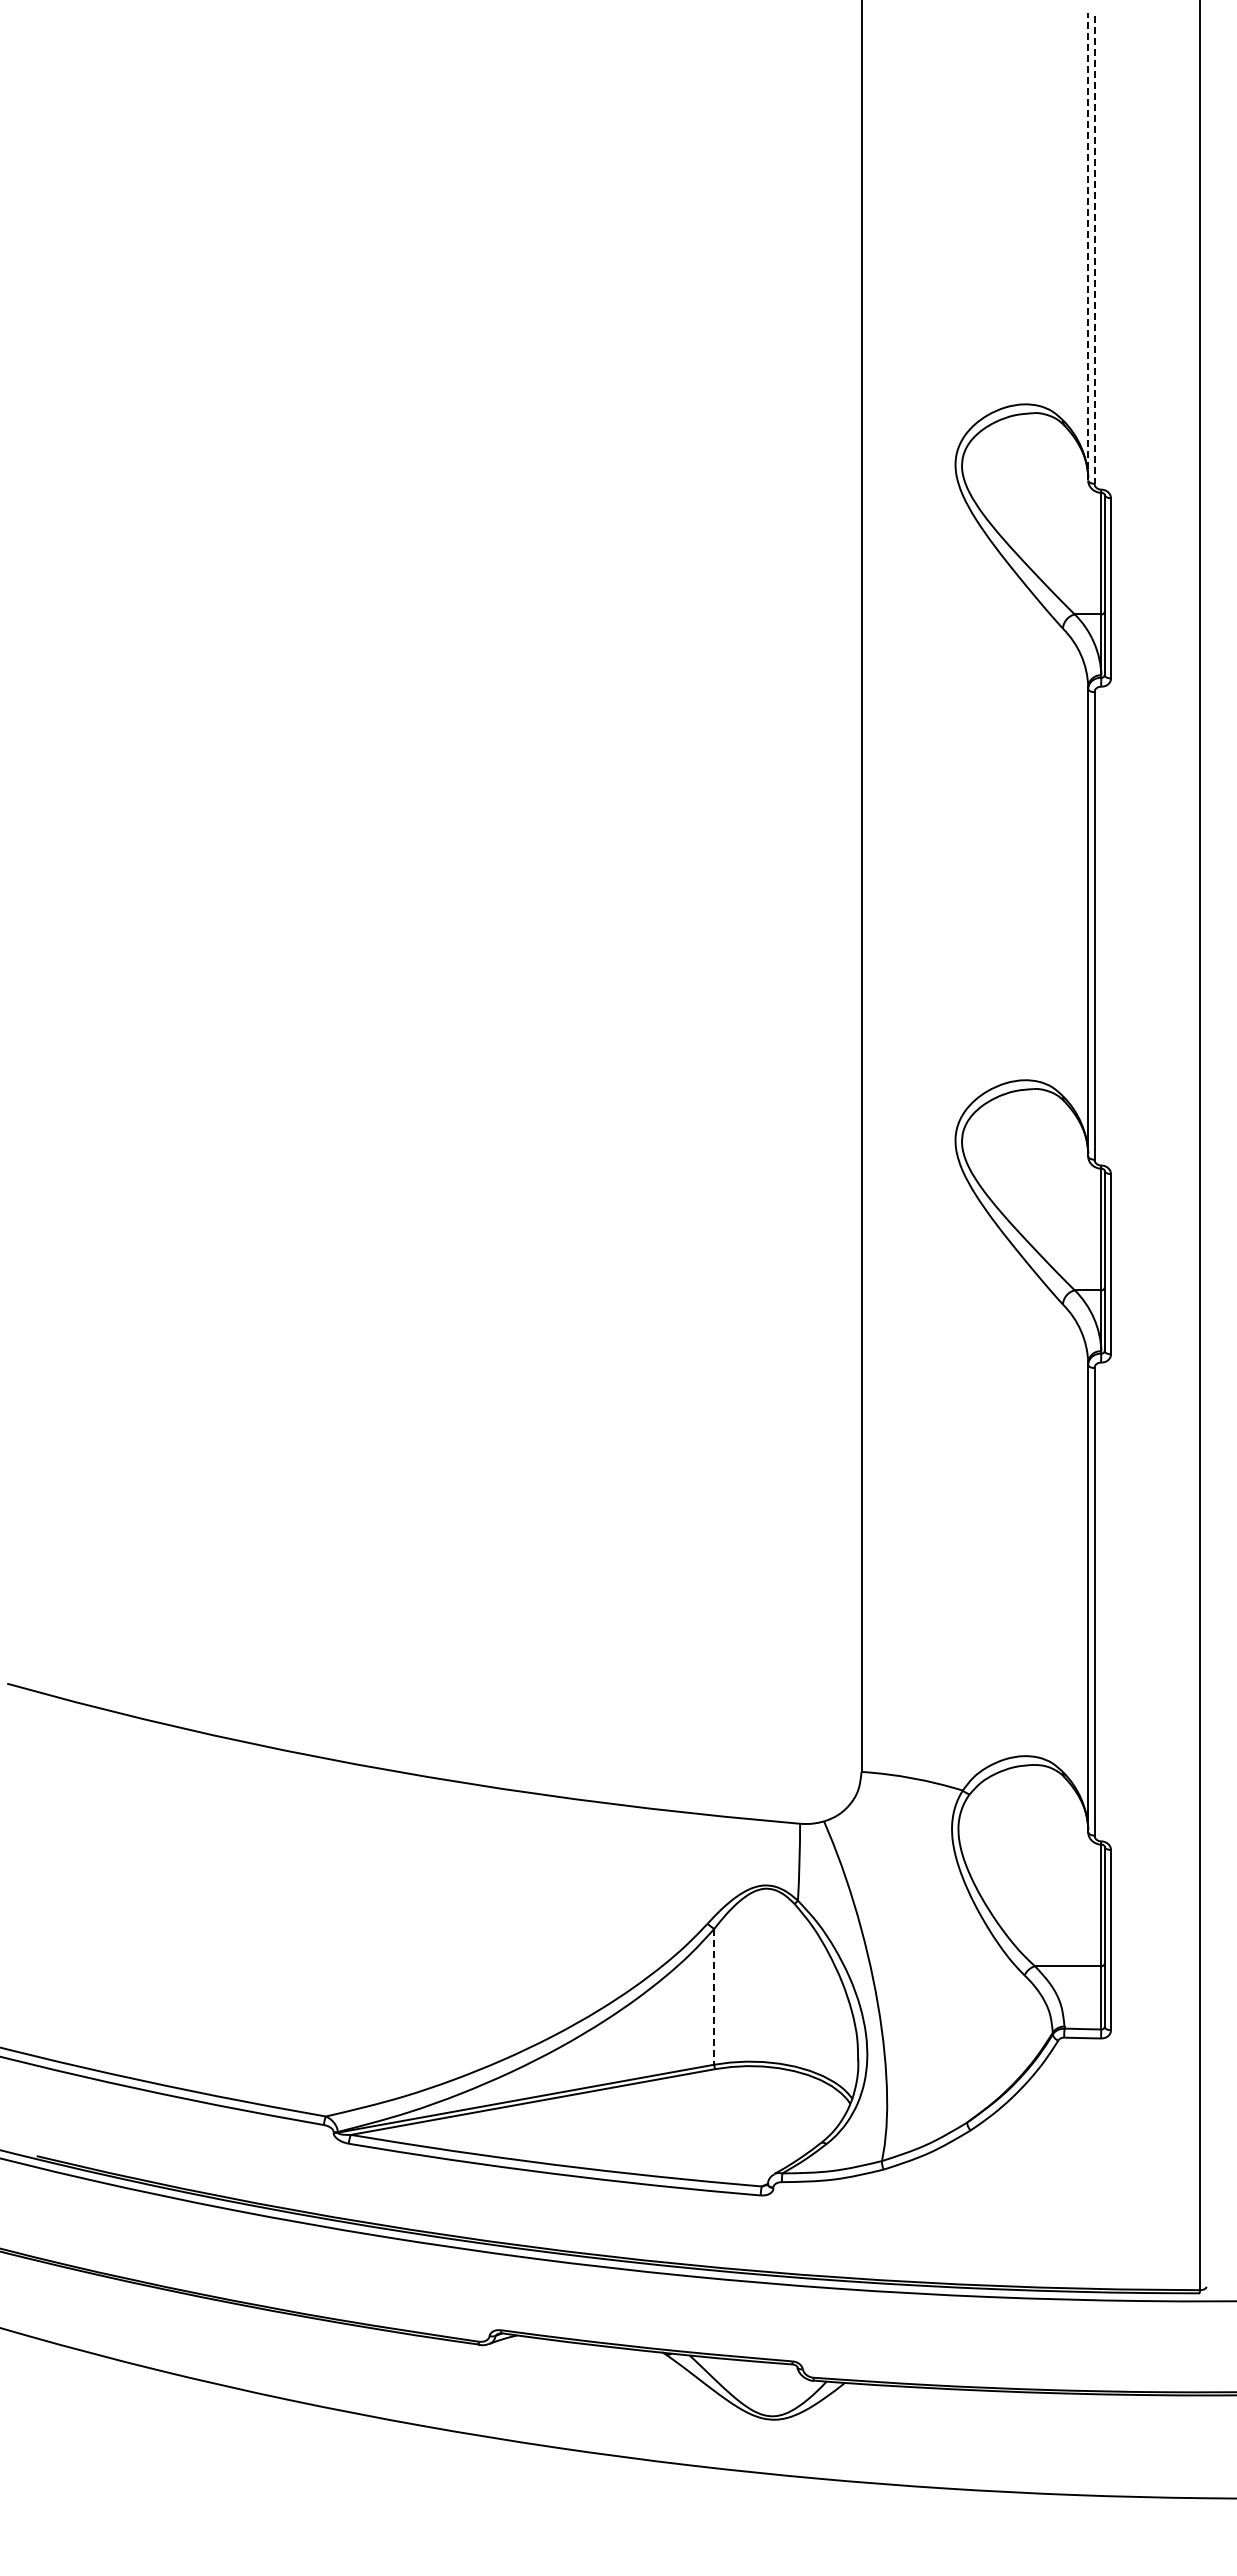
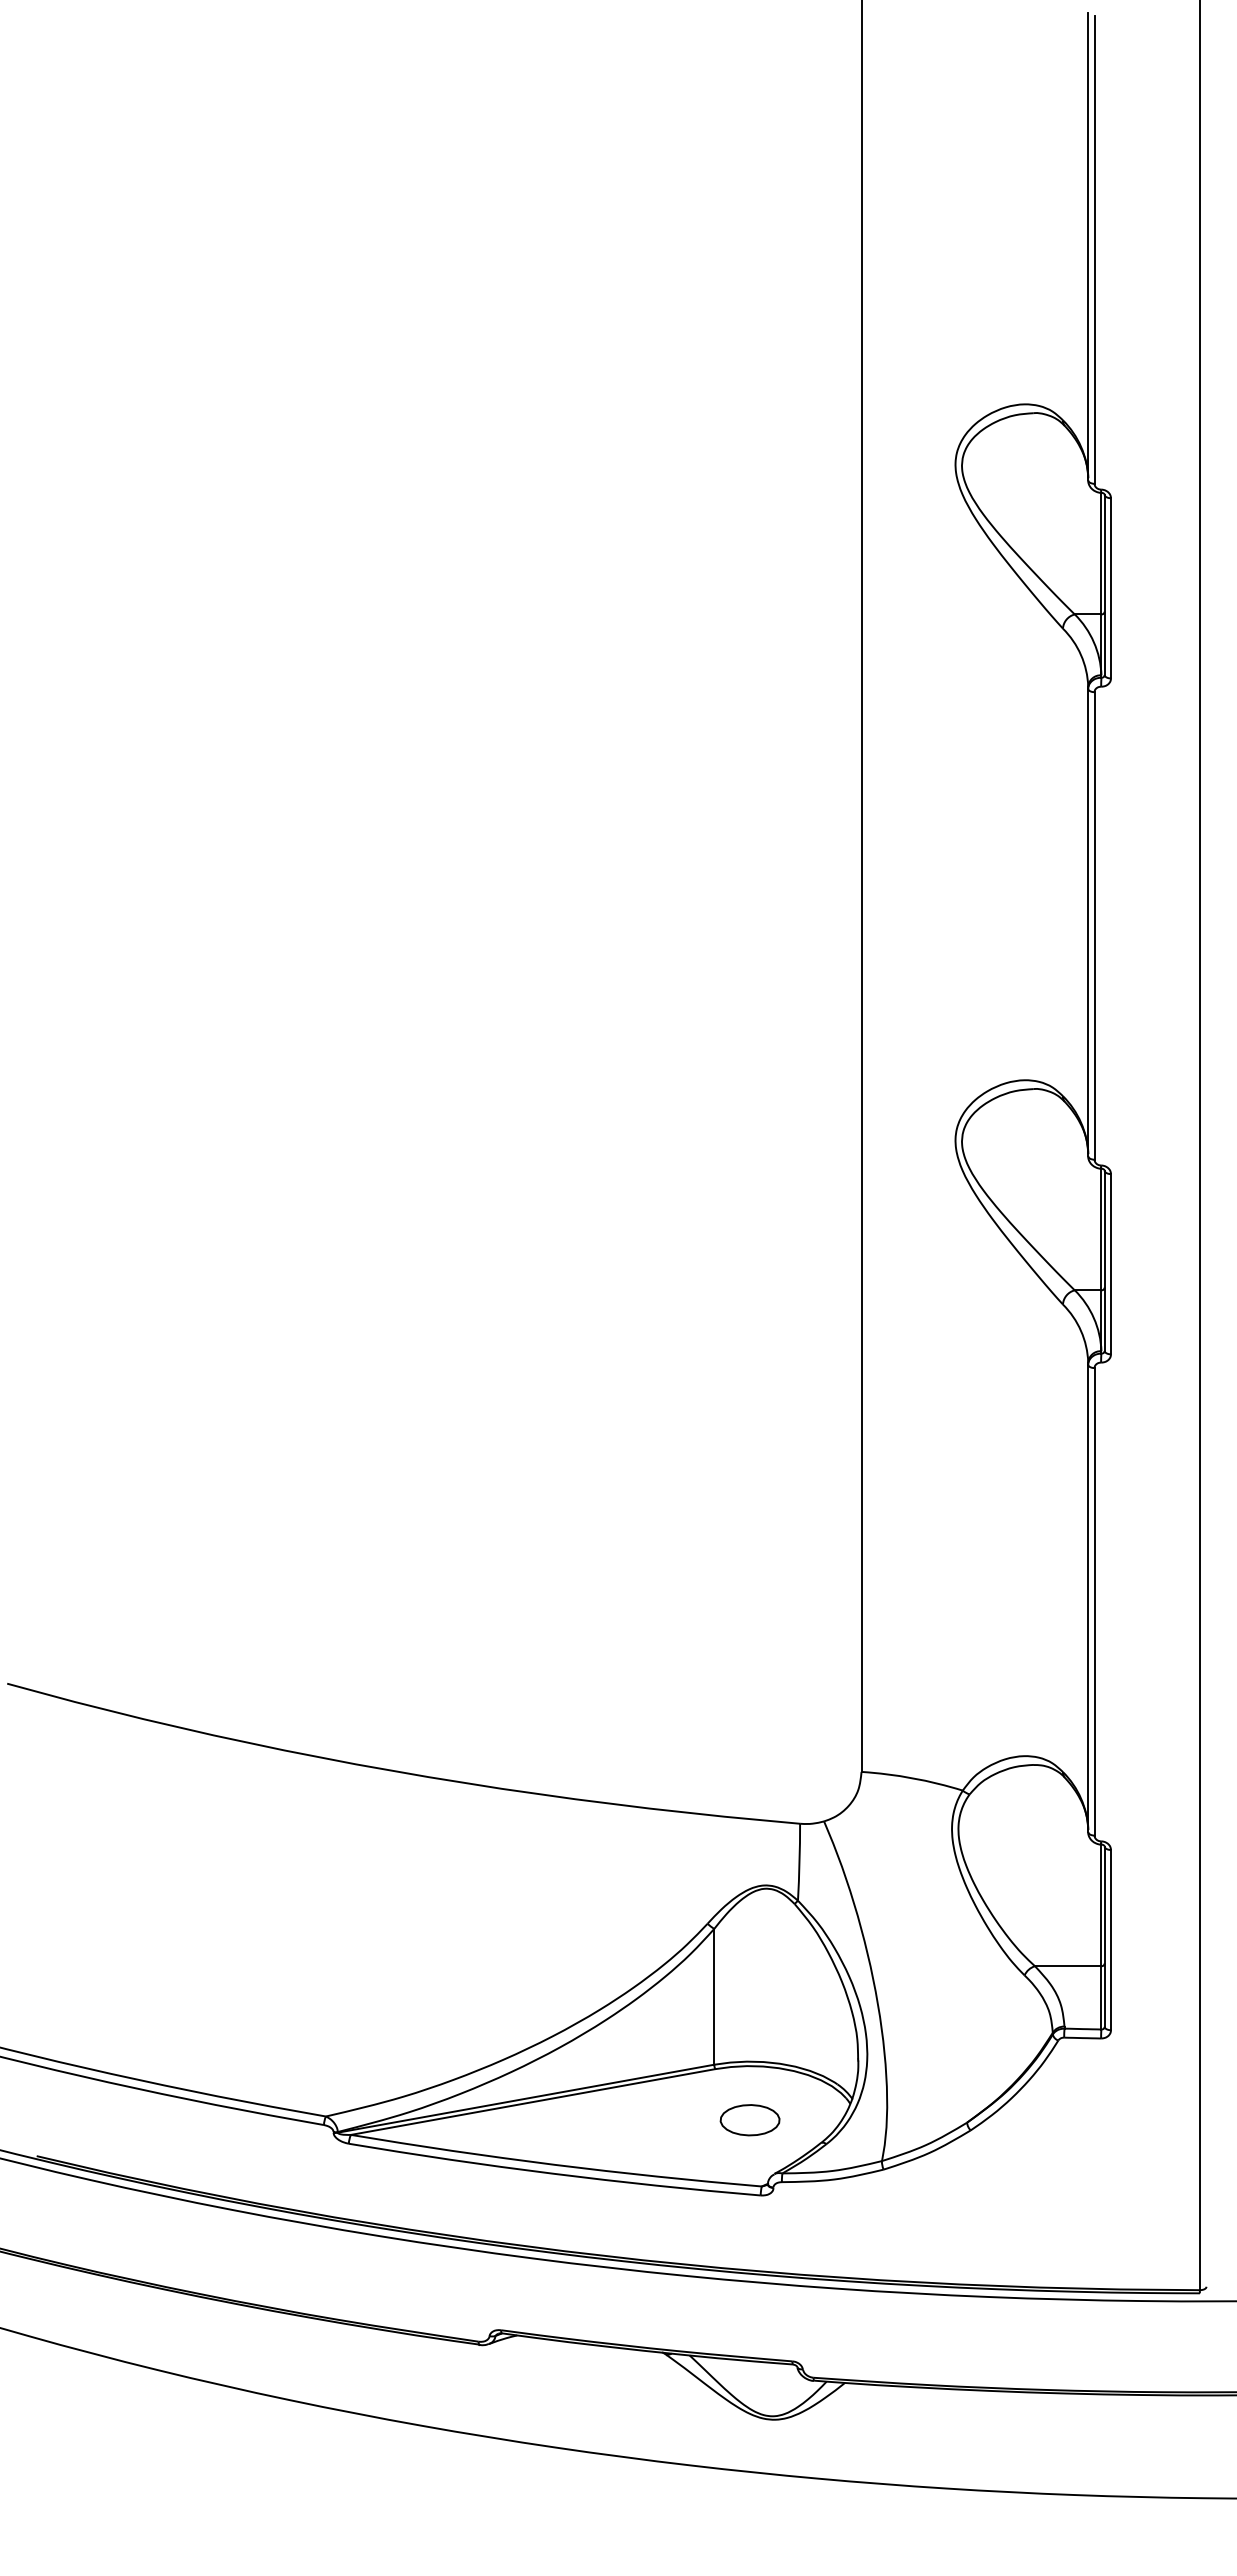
line: dashed -> solid (1088, 246)
line: dashed -> solid (1094, 250)
line: dashed -> solid (714, 1996)
part: none -> present (749, 2120)
